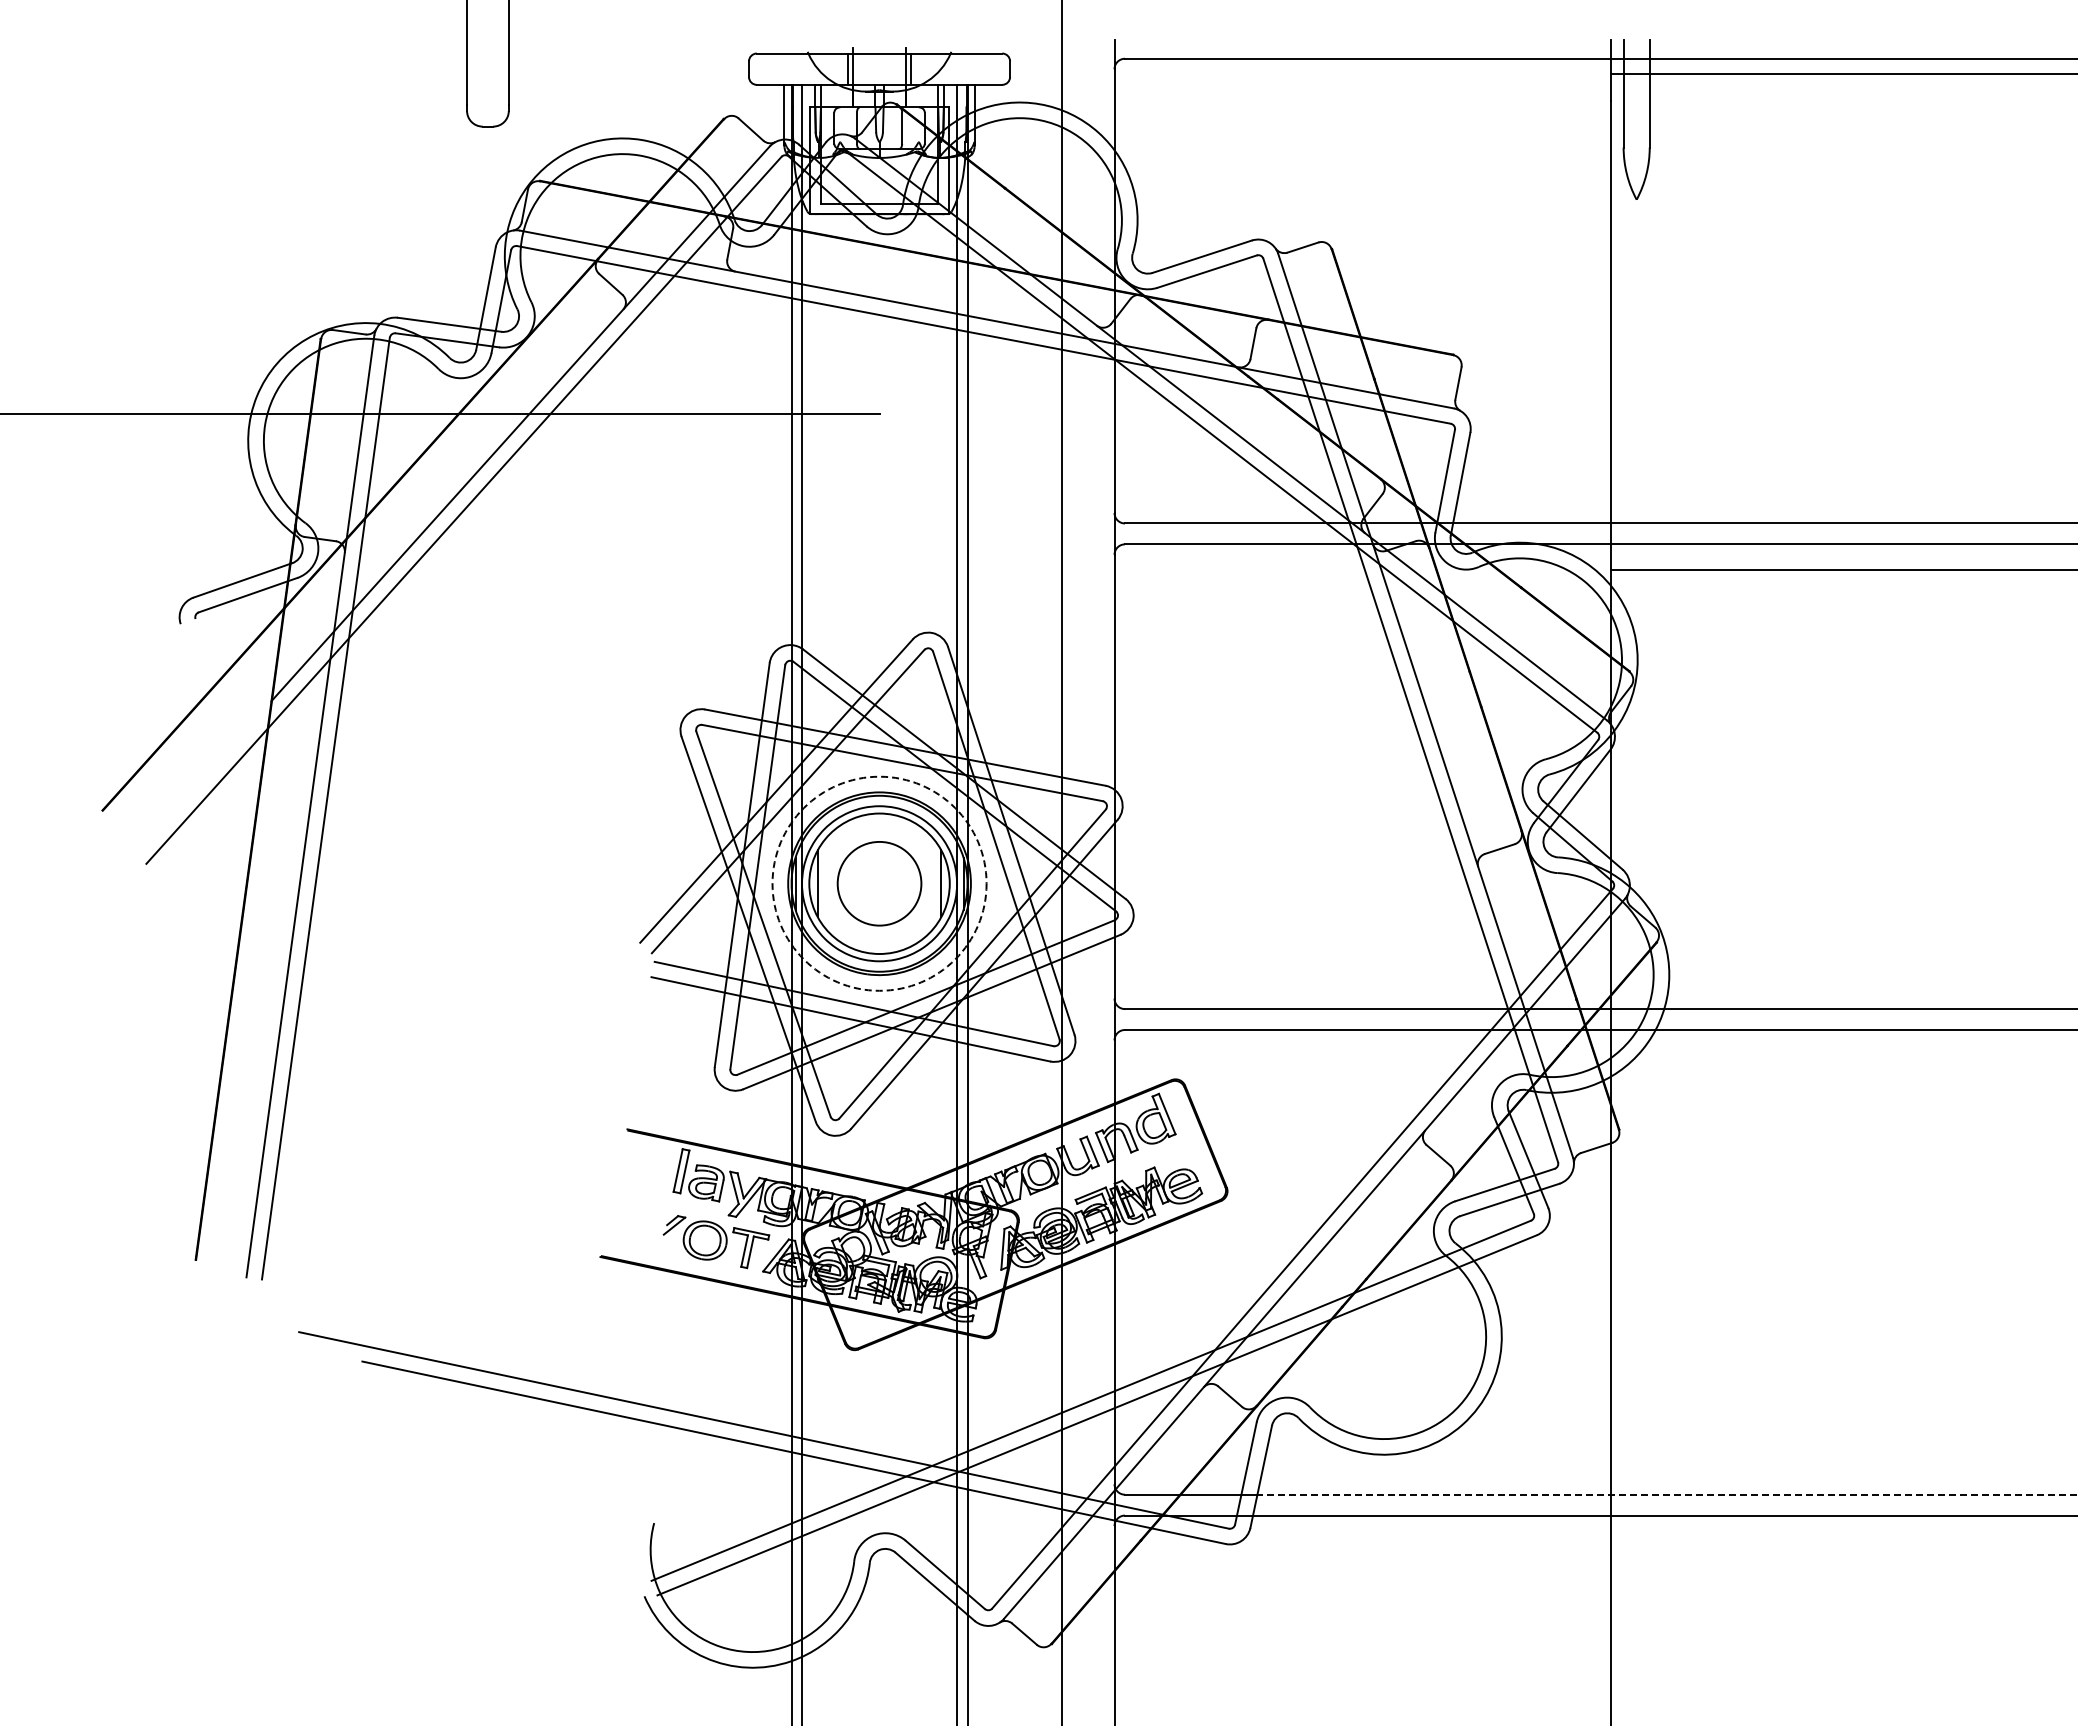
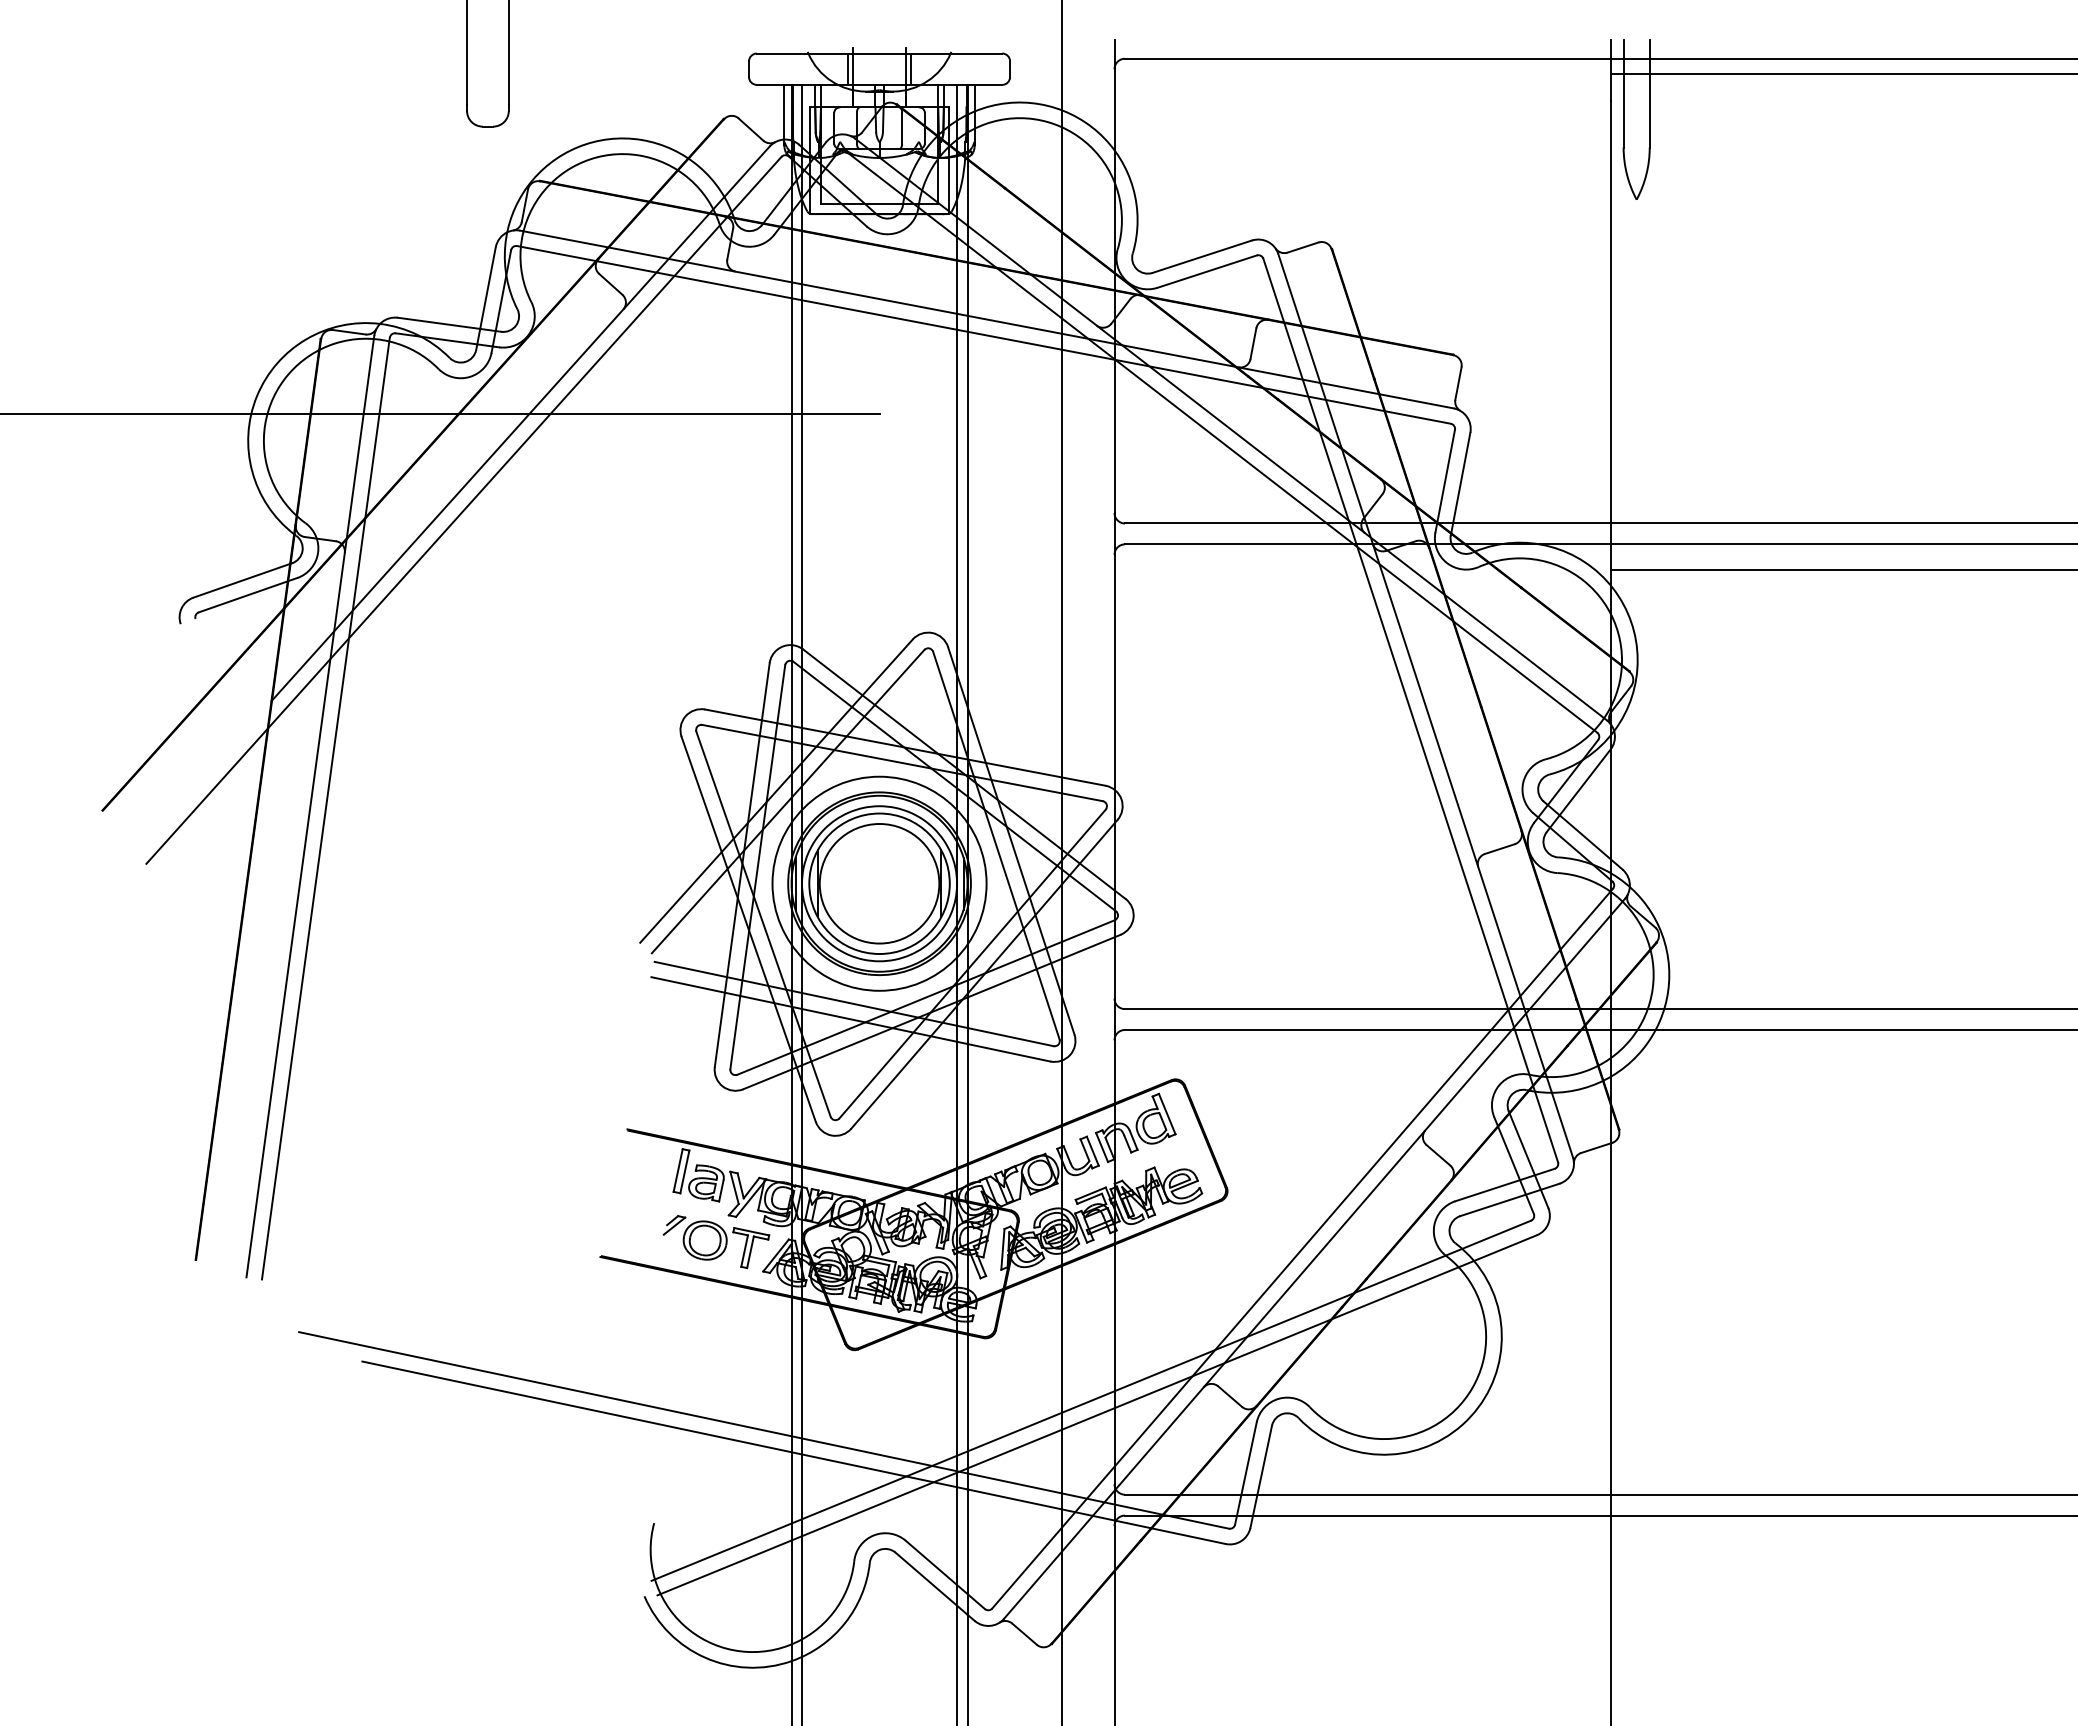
circle diameter: 84 px -> 120 px (879, 883)
circle: dashed -> solid (879, 883)
line: dashed -> solid (1667, 1494)
